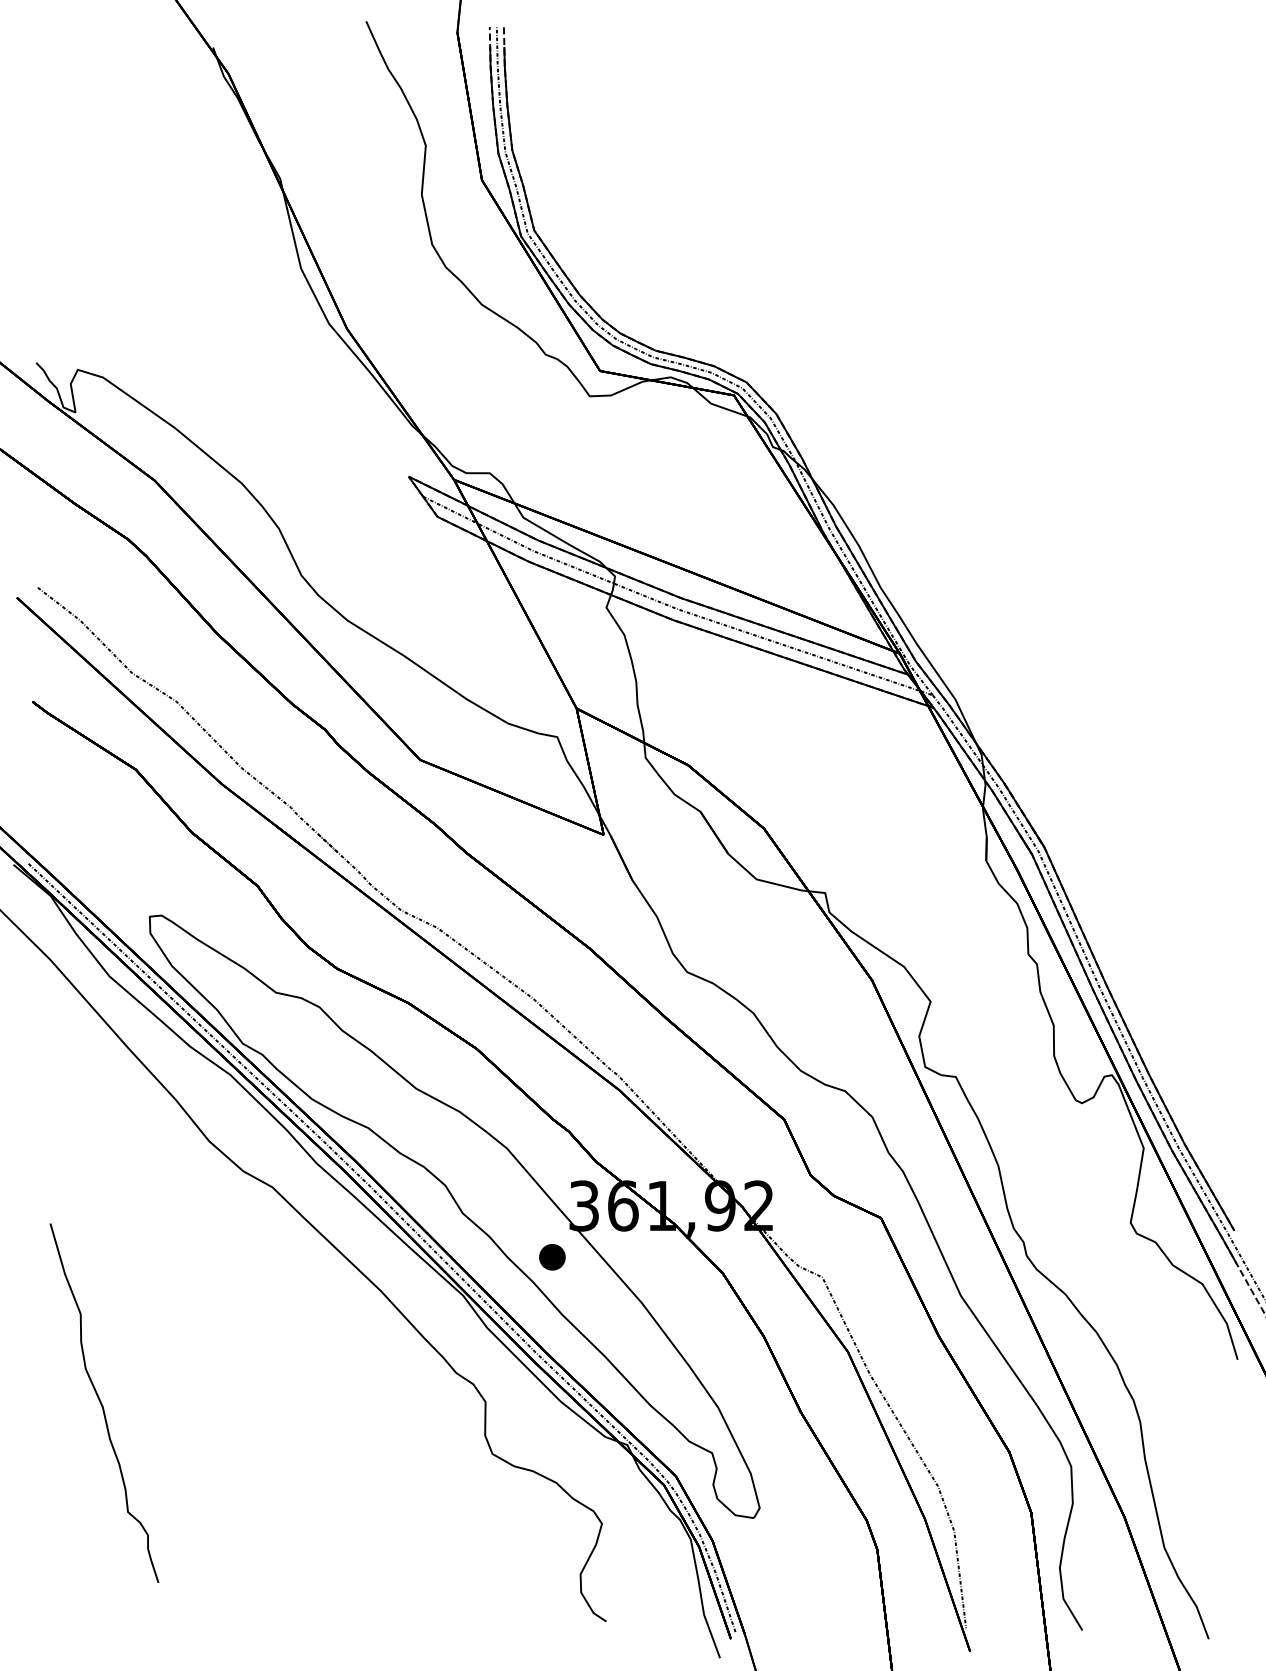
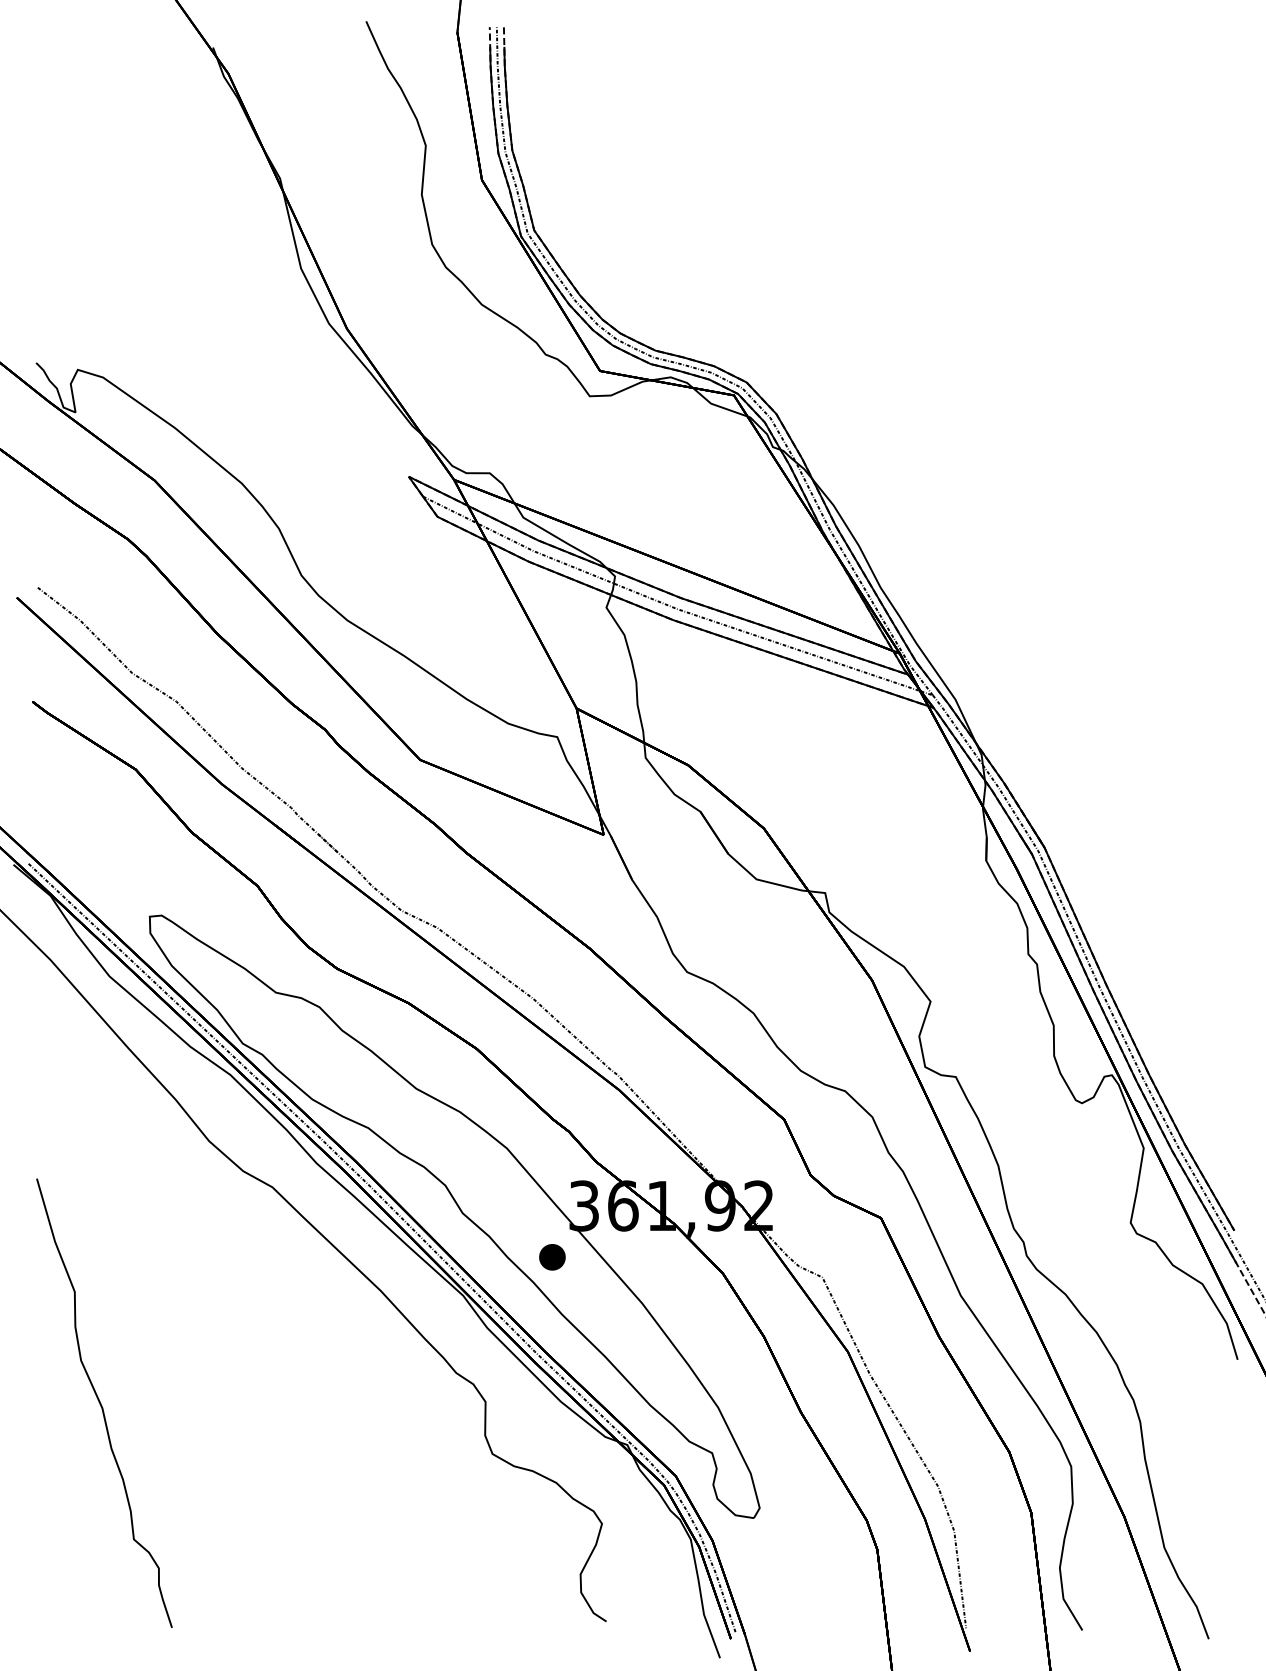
part size: 111x360 px -> 137x450 px (104, 1402)
